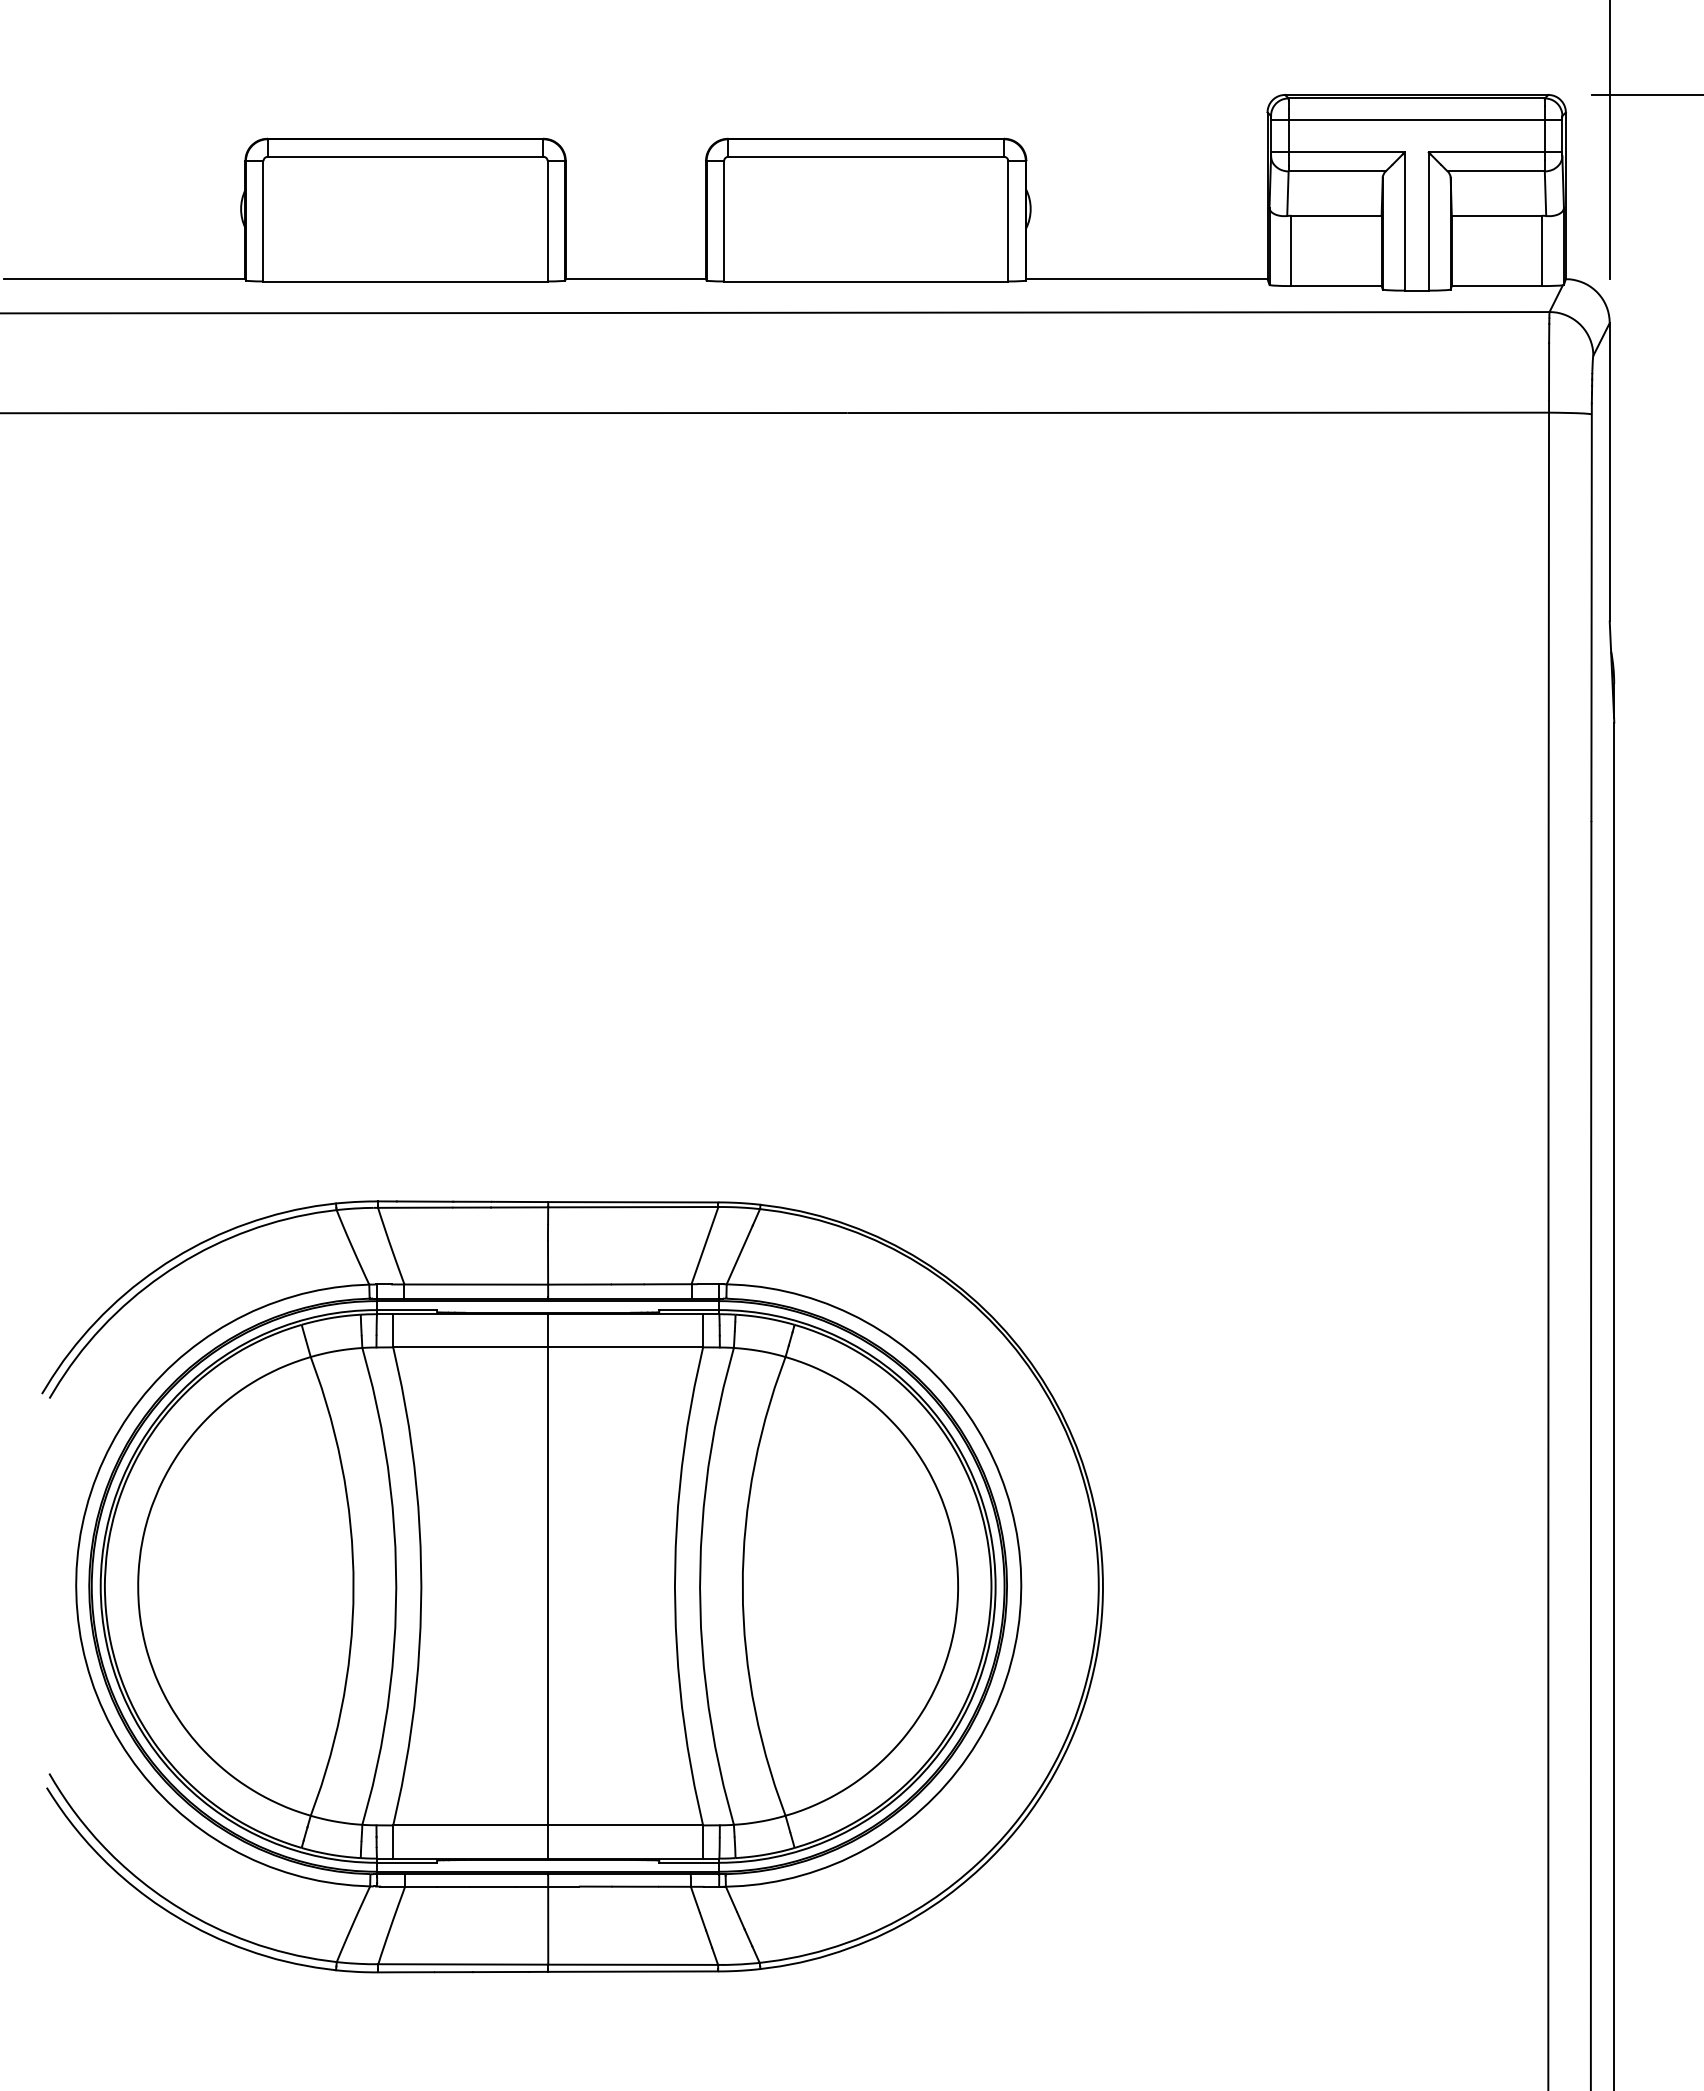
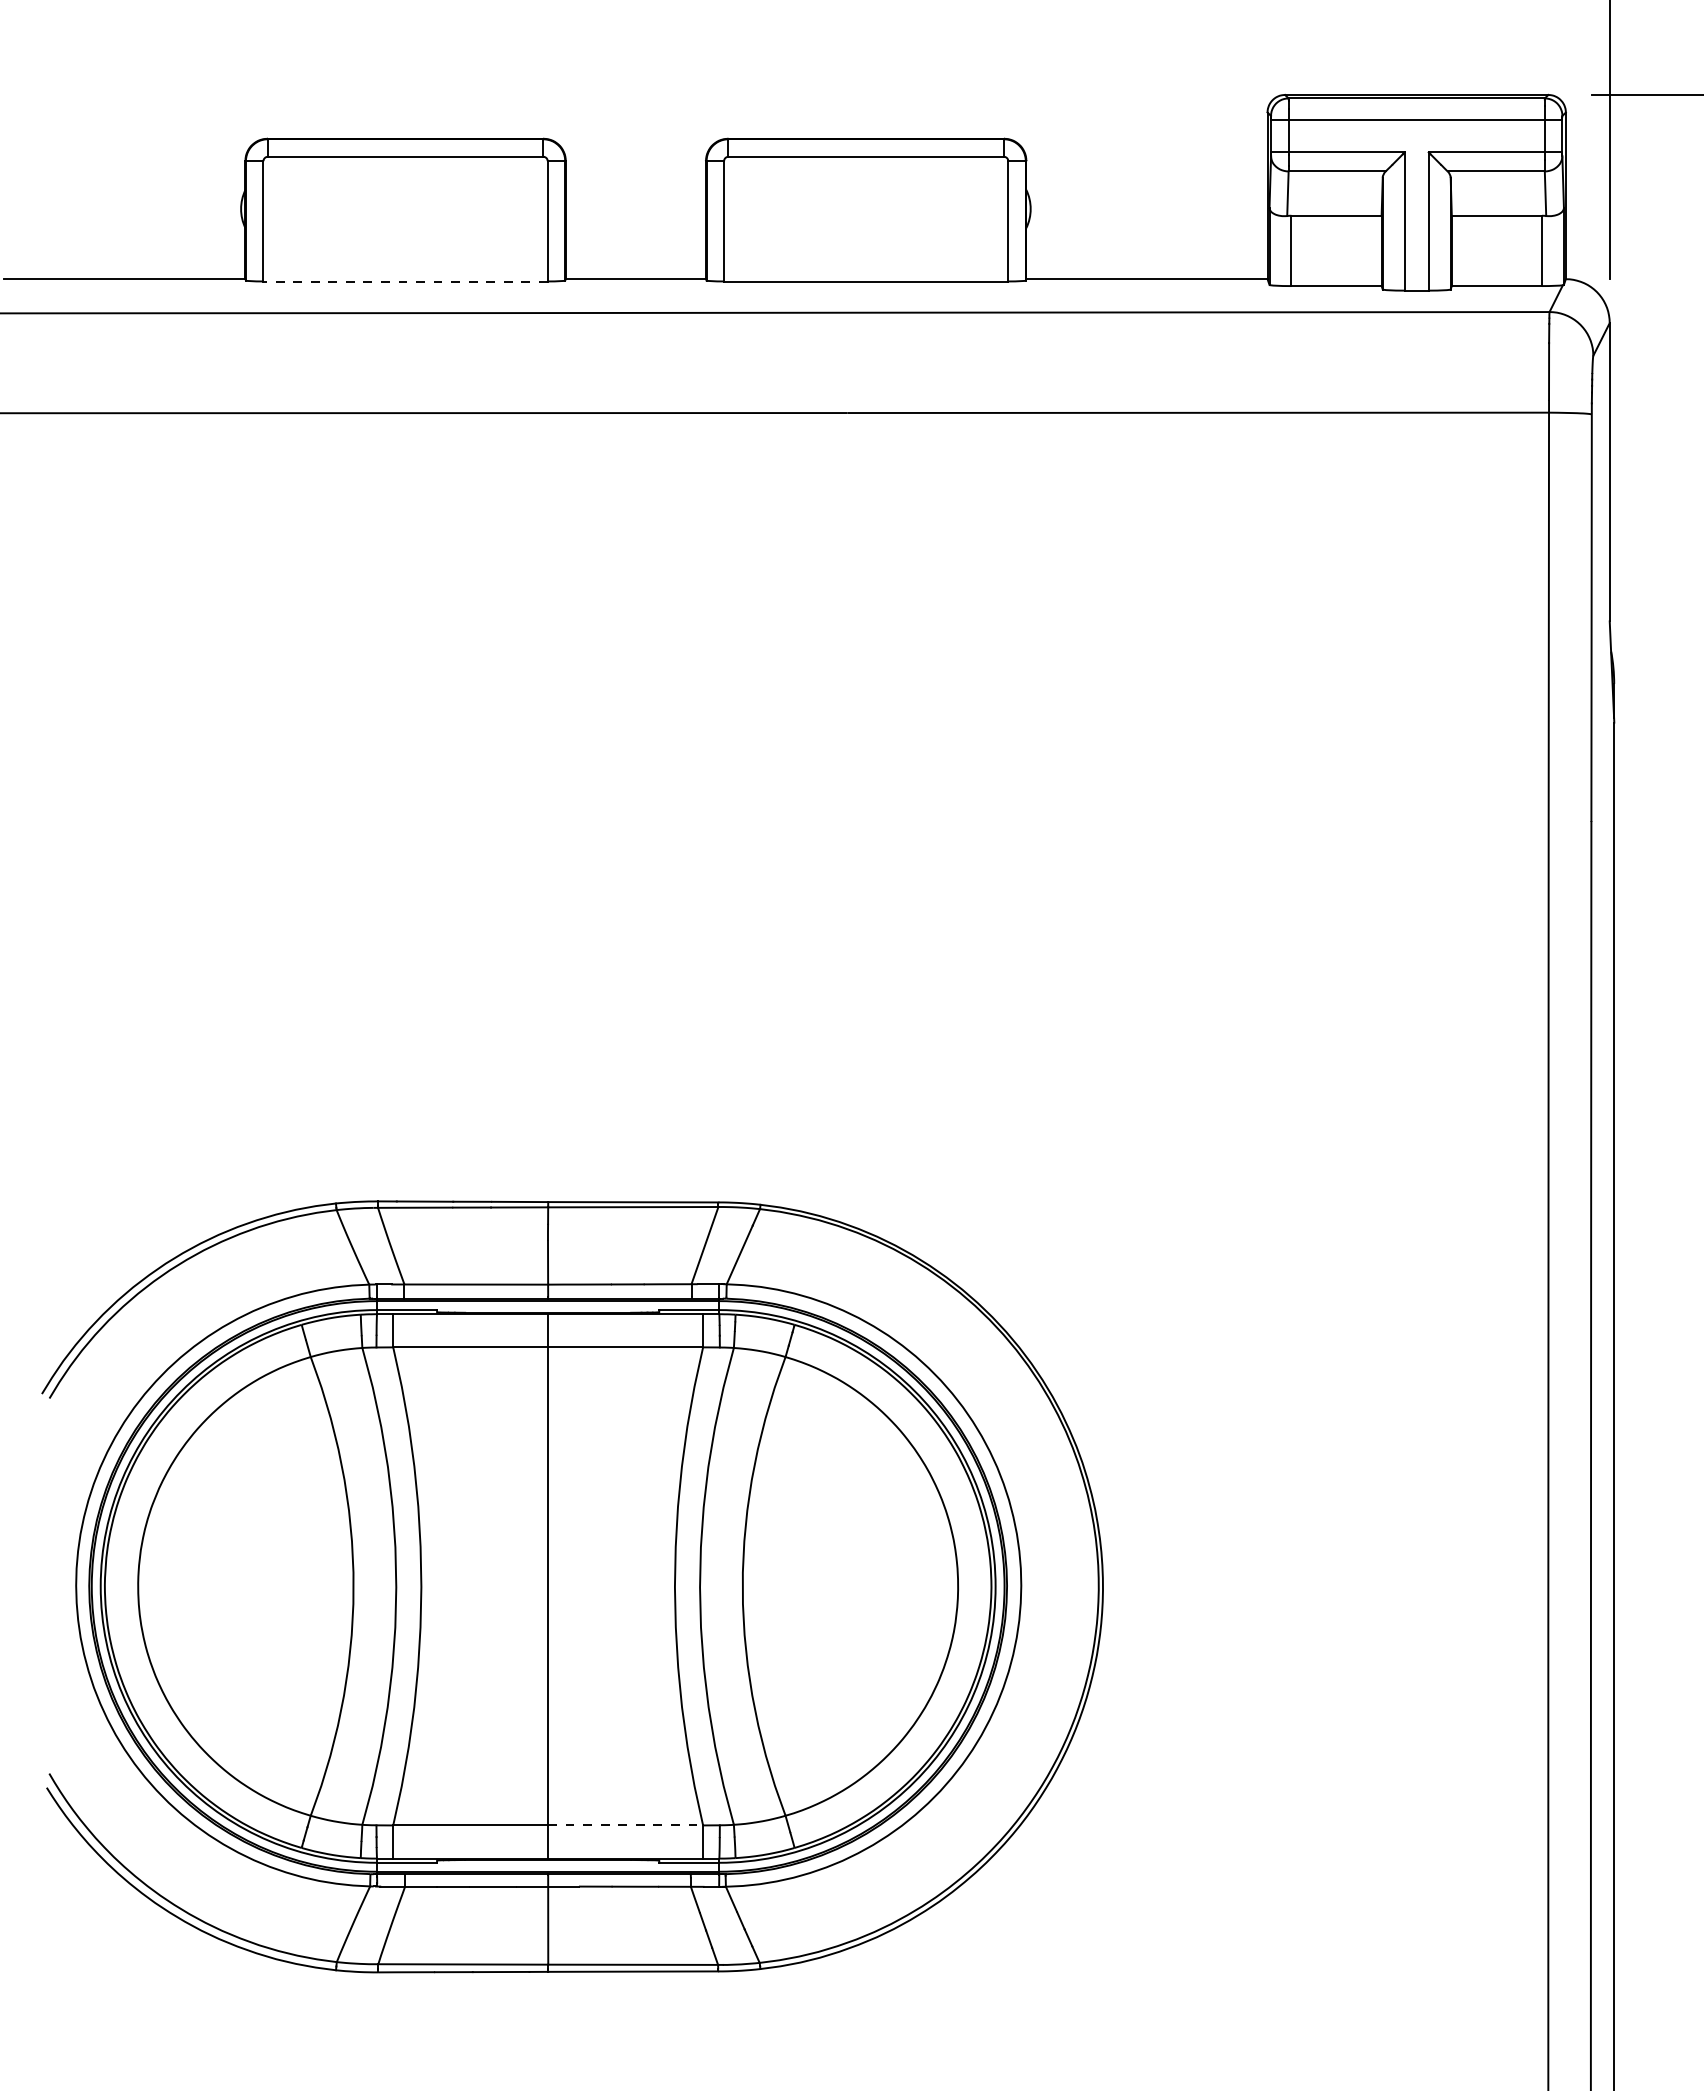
line: solid -> dashed (405, 281)
line: solid -> dashed (626, 1825)
